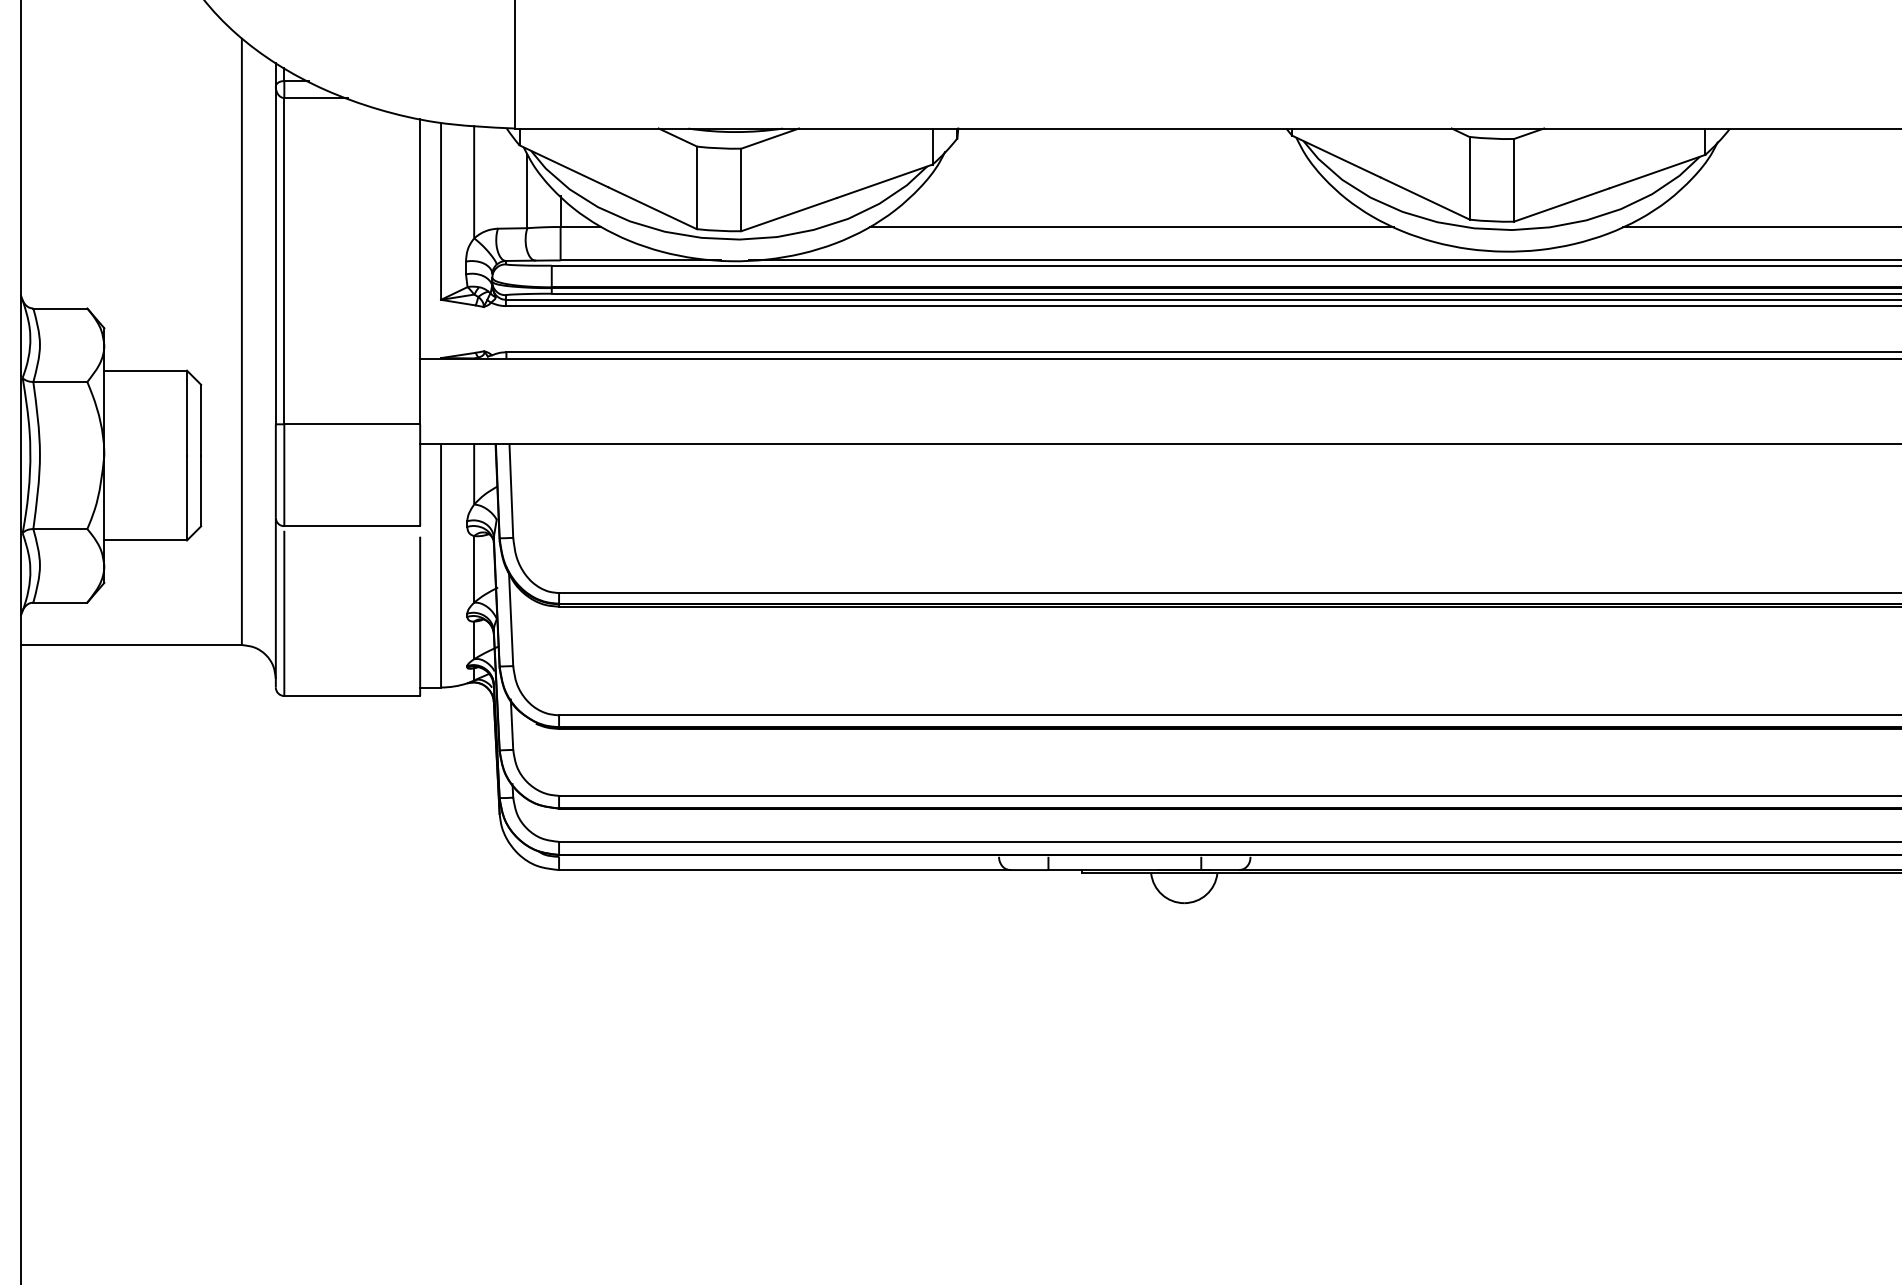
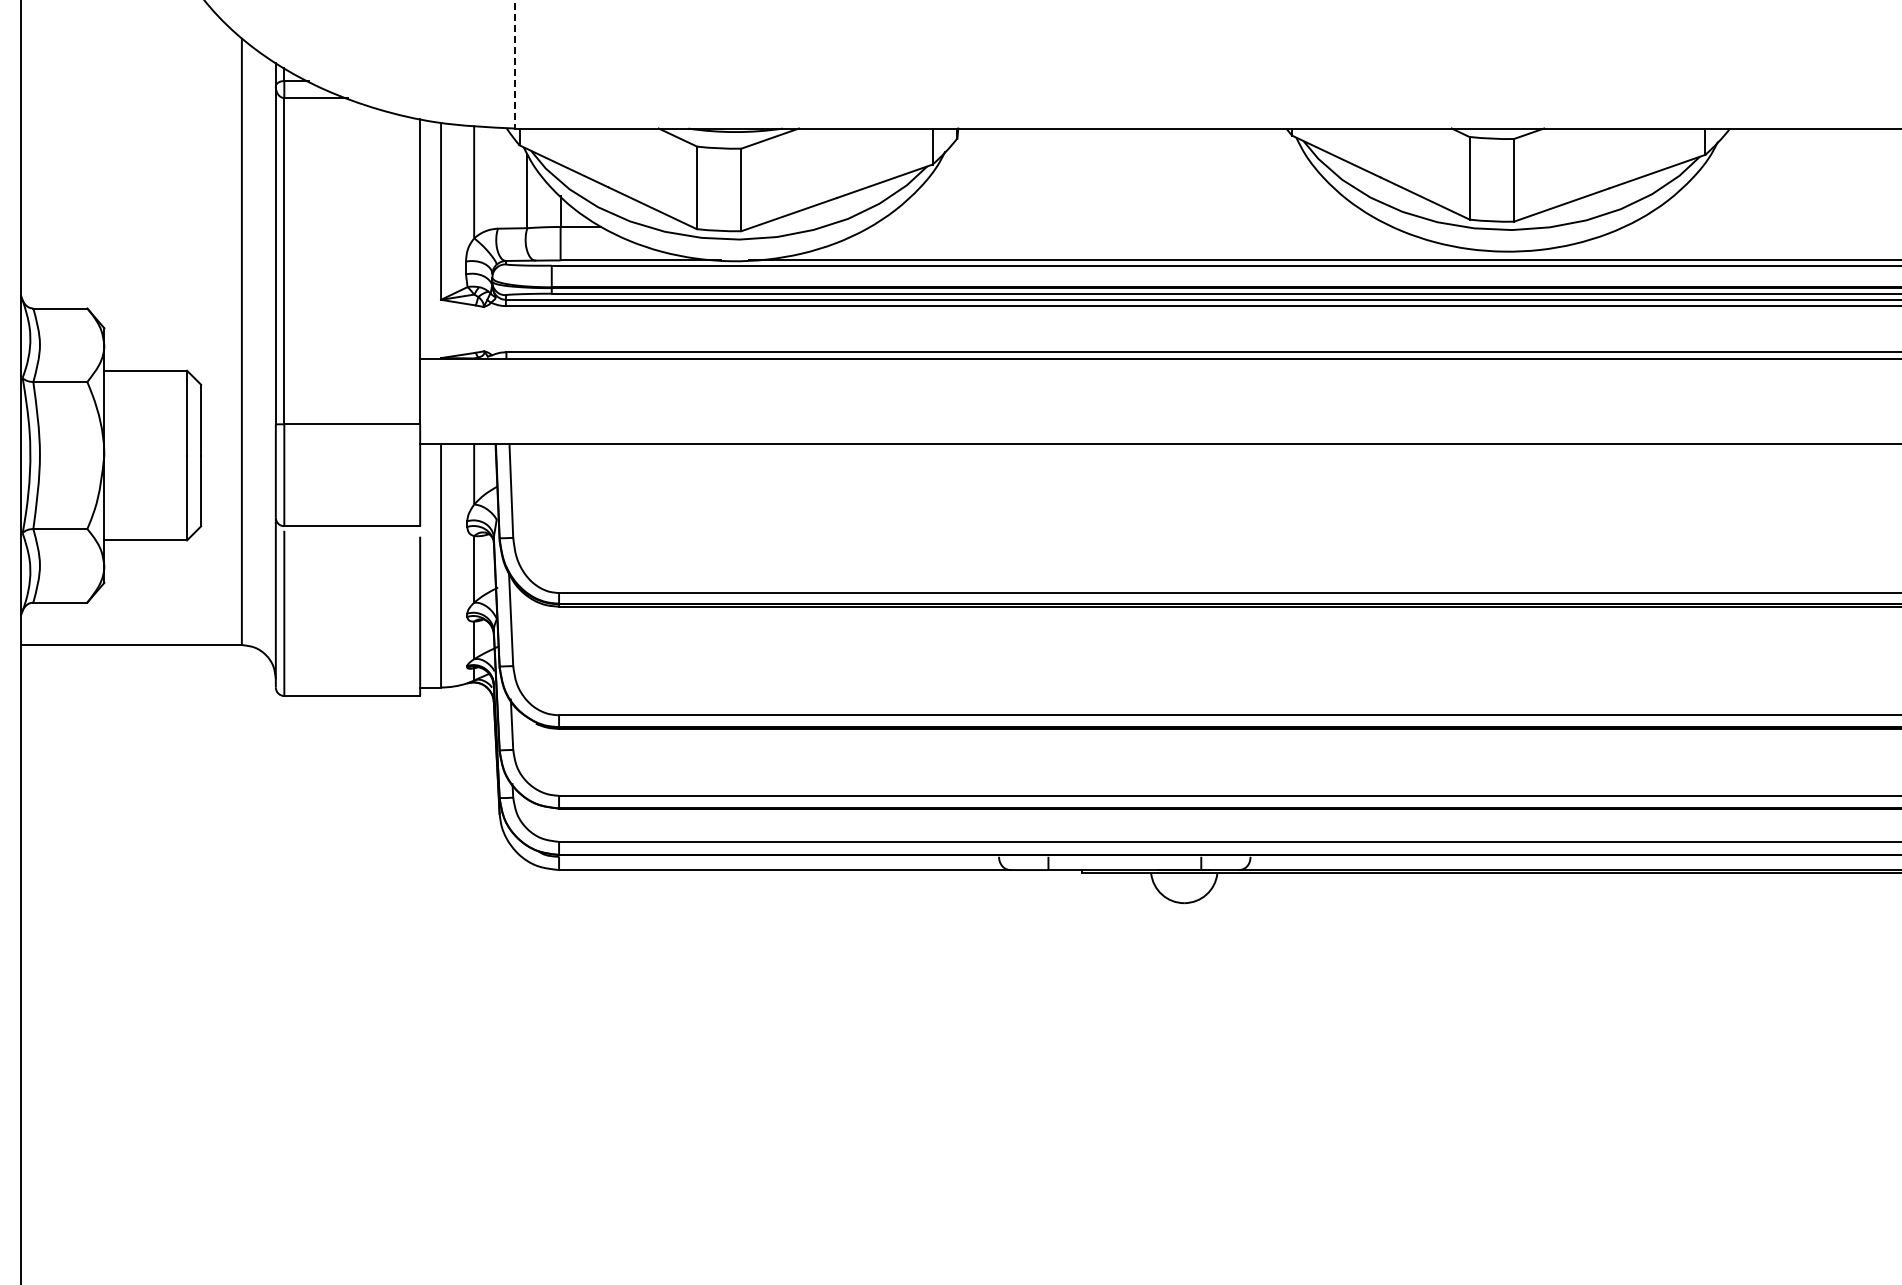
line: solid -> dashed (514, 64)
line: present -> none (1131, 227)
line: present -> none (1760, 227)
